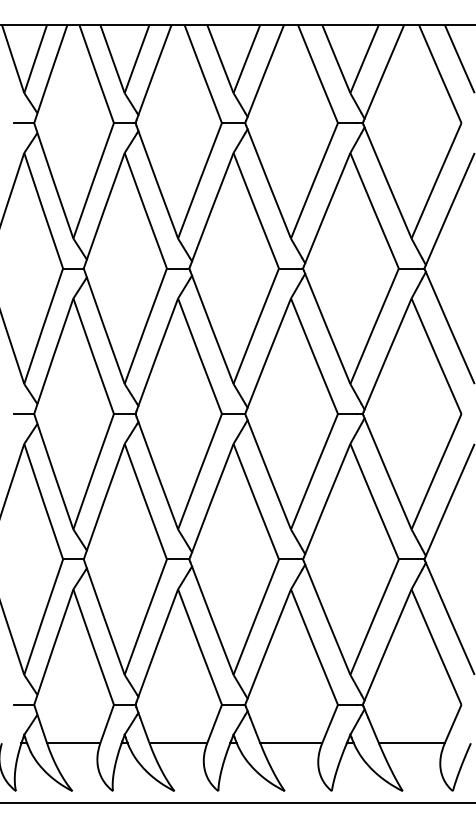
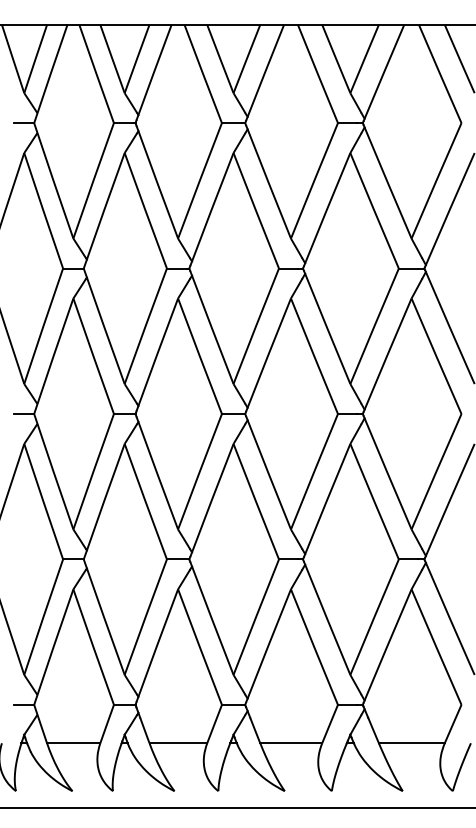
line position: (237, 803) -> (237, 808) (237, 808)
